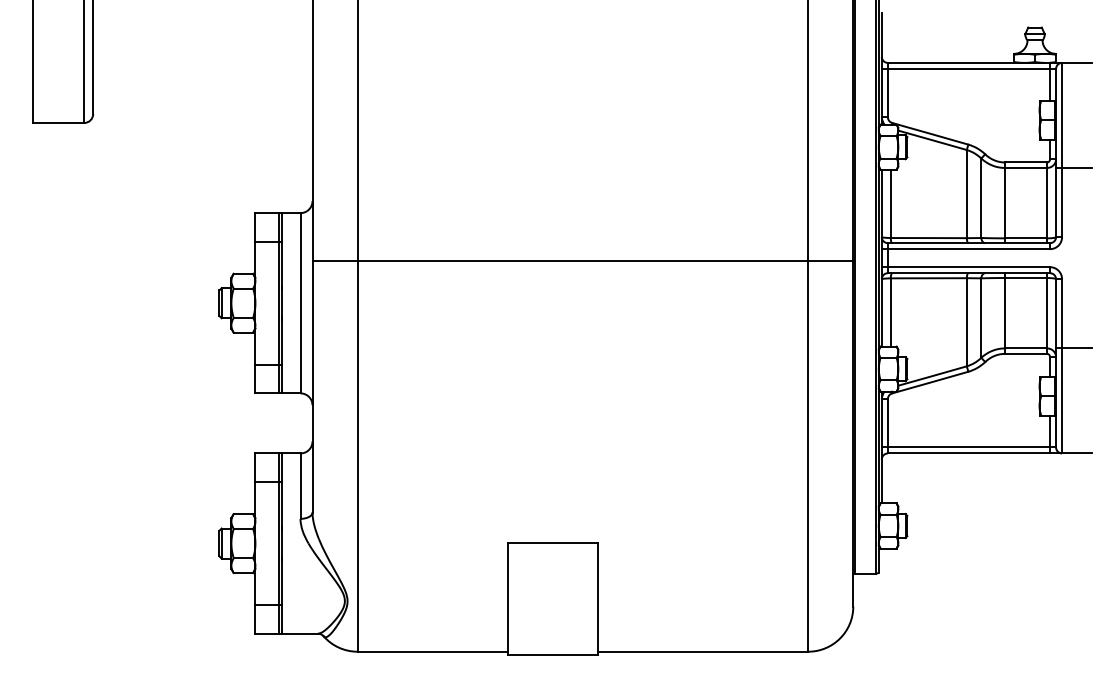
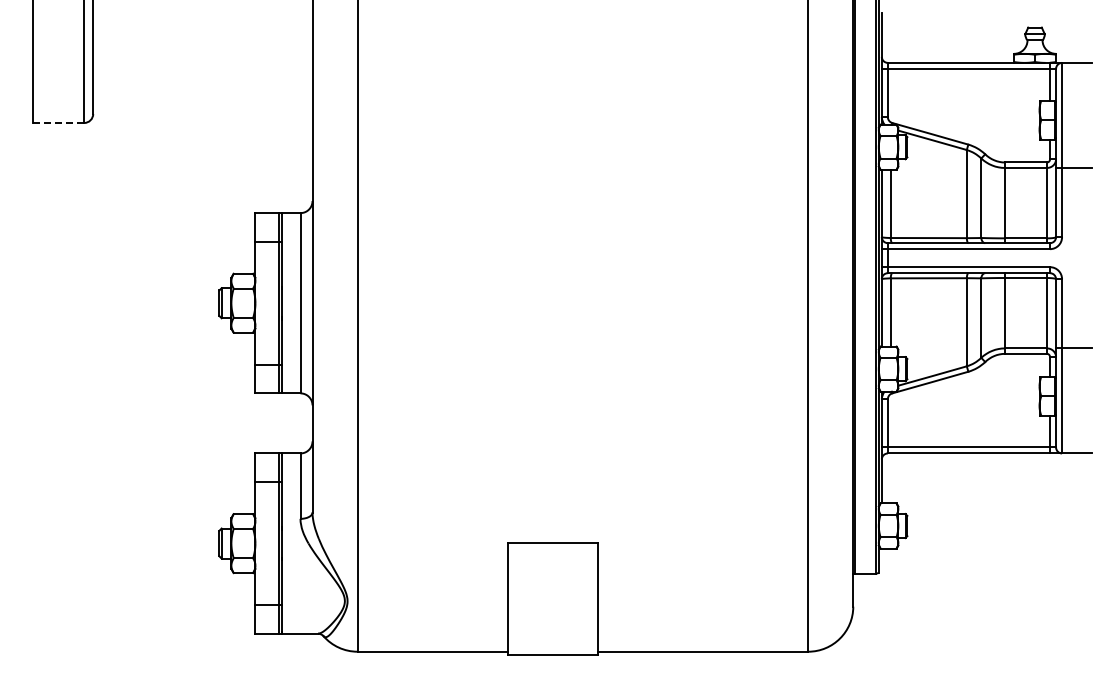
line: solid -> dashed (58, 122)
line: present -> none (582, 261)
